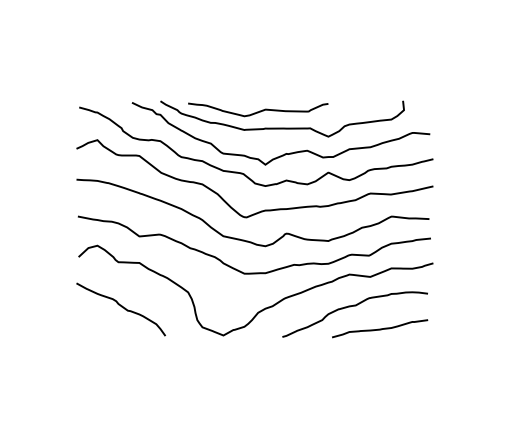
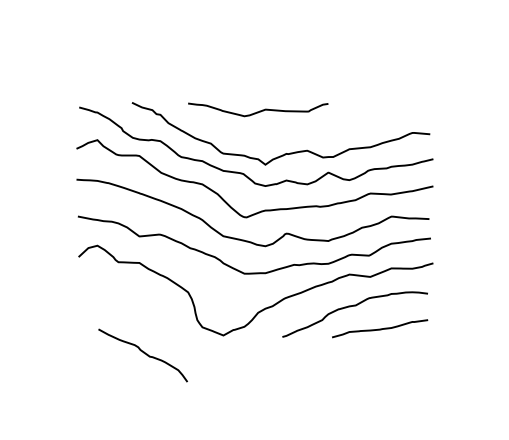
curve: present -> none (282, 127)
curve position: (121, 307) -> (143, 353) (143, 353)
